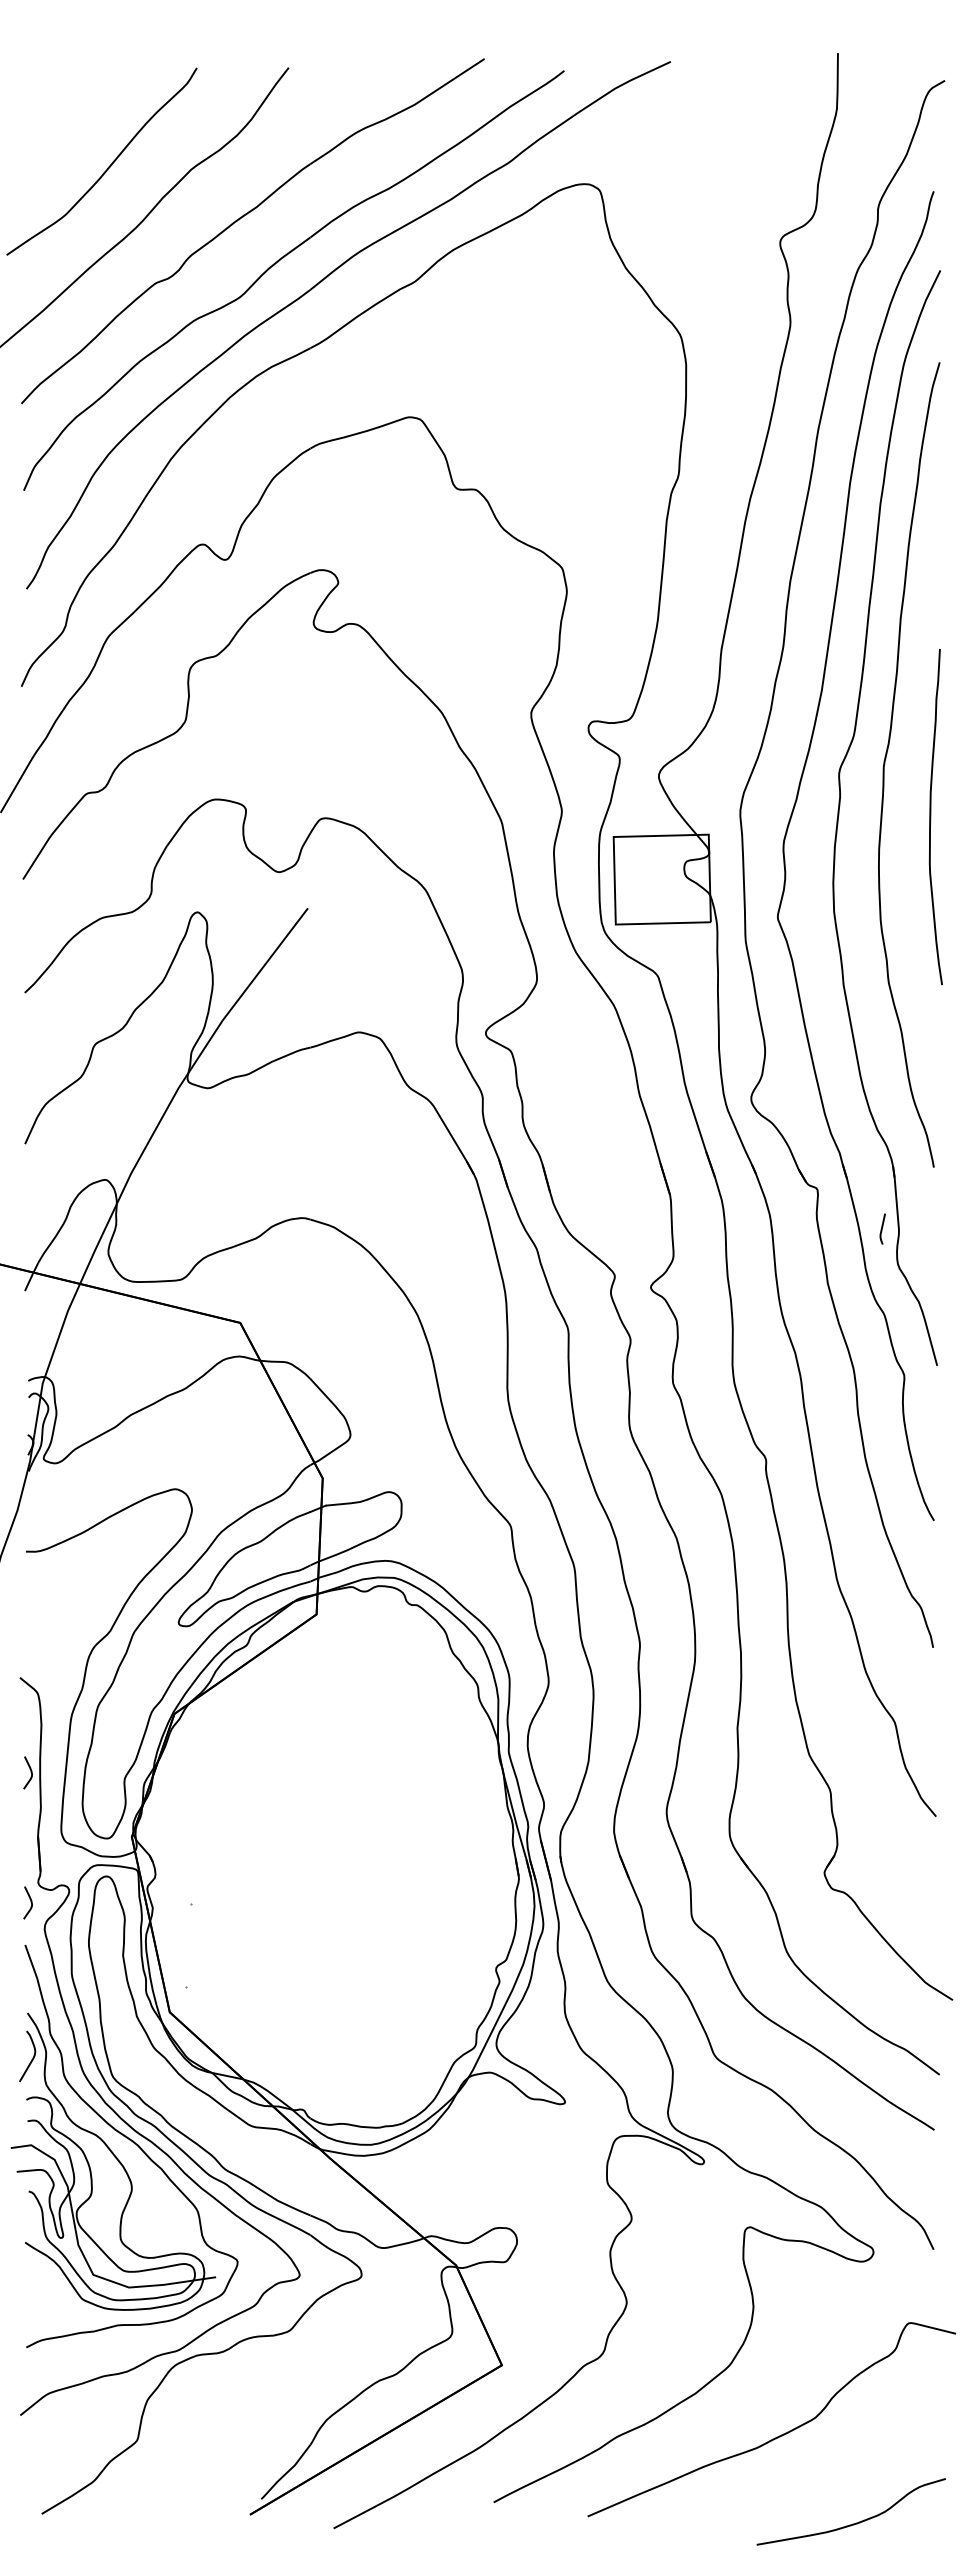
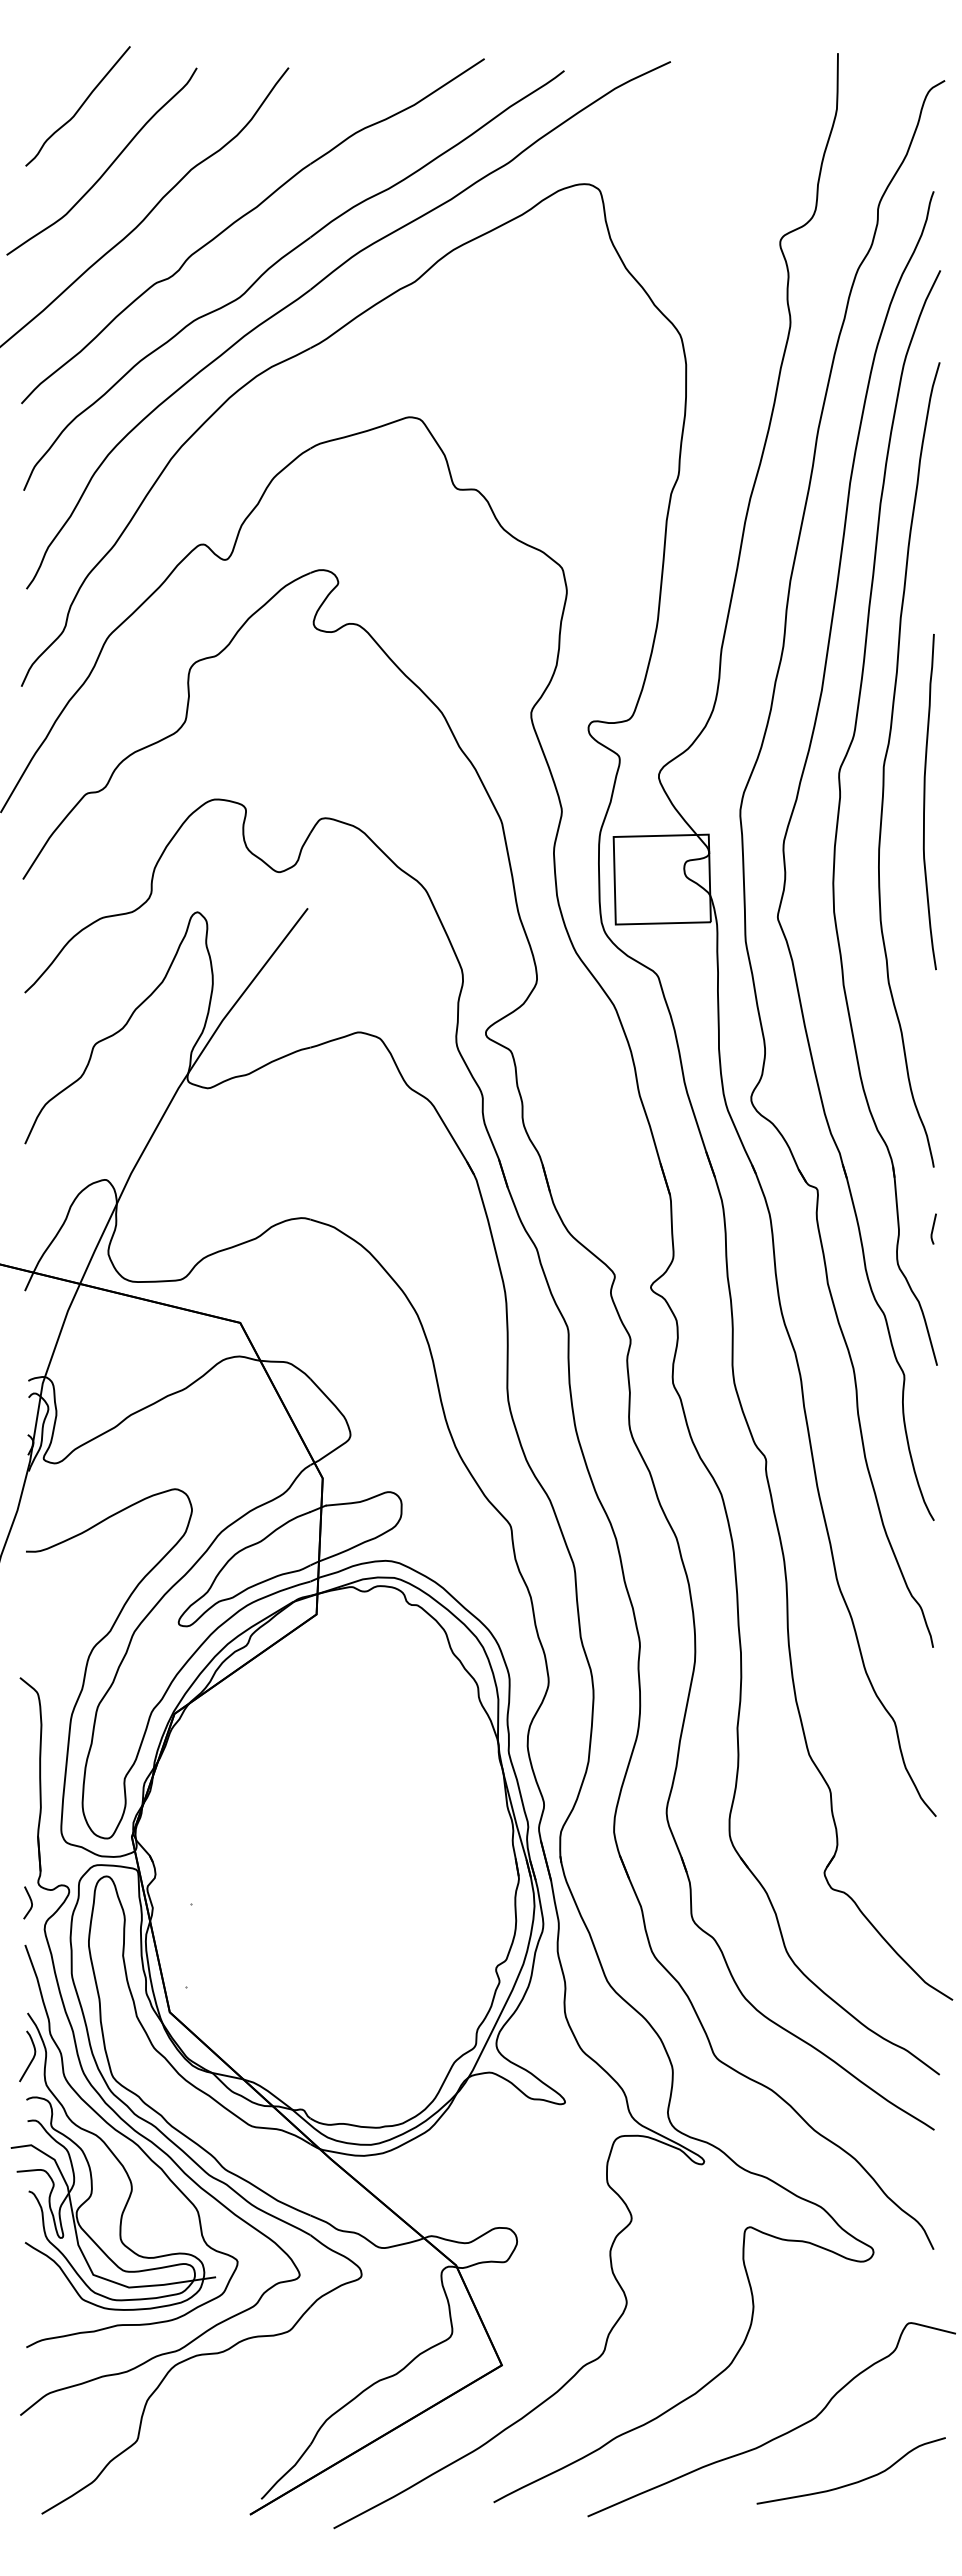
curve: none -> present (79, 107)
curve position: (931, 817) -> (925, 802) (925, 802)
line position: (882, 1228) -> (933, 1228) (933, 1228)
curve: present -> none (30, 1772)
curve position: (852, 2523) -> (852, 2482) (852, 2482)
